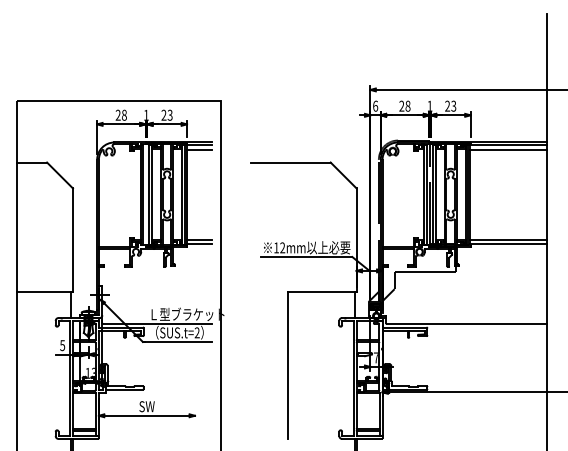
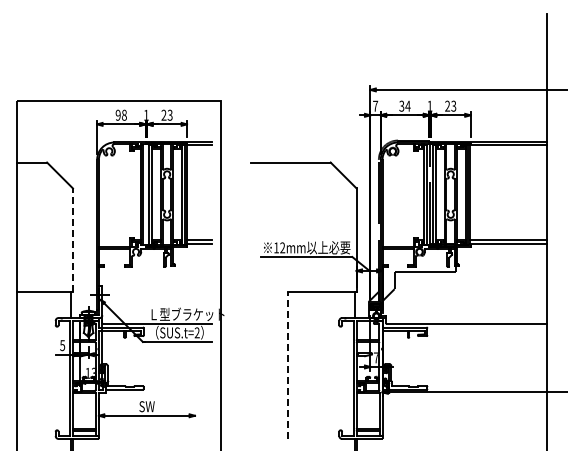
text: 6 -> 7 (375, 105)
text: 28 -> 34 (404, 105)
text: 28 -> 98 (117, 115)
line: present -> none (198, 149)
line: present -> none (508, 149)
line: solid -> dashed (73, 240)
line: solid -> dashed (287, 365)
